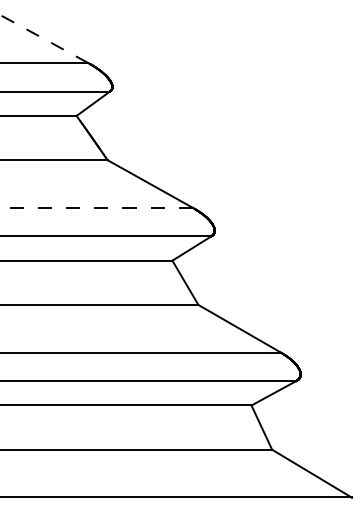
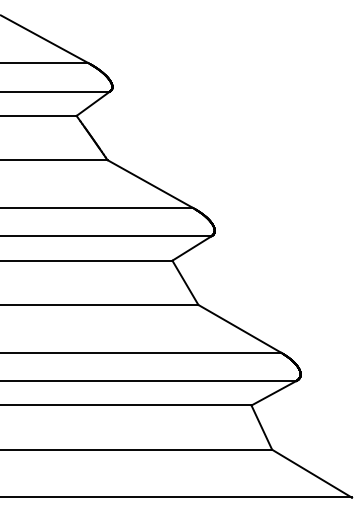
line: dashed -> solid (44, 39)
line: dashed -> solid (96, 207)
